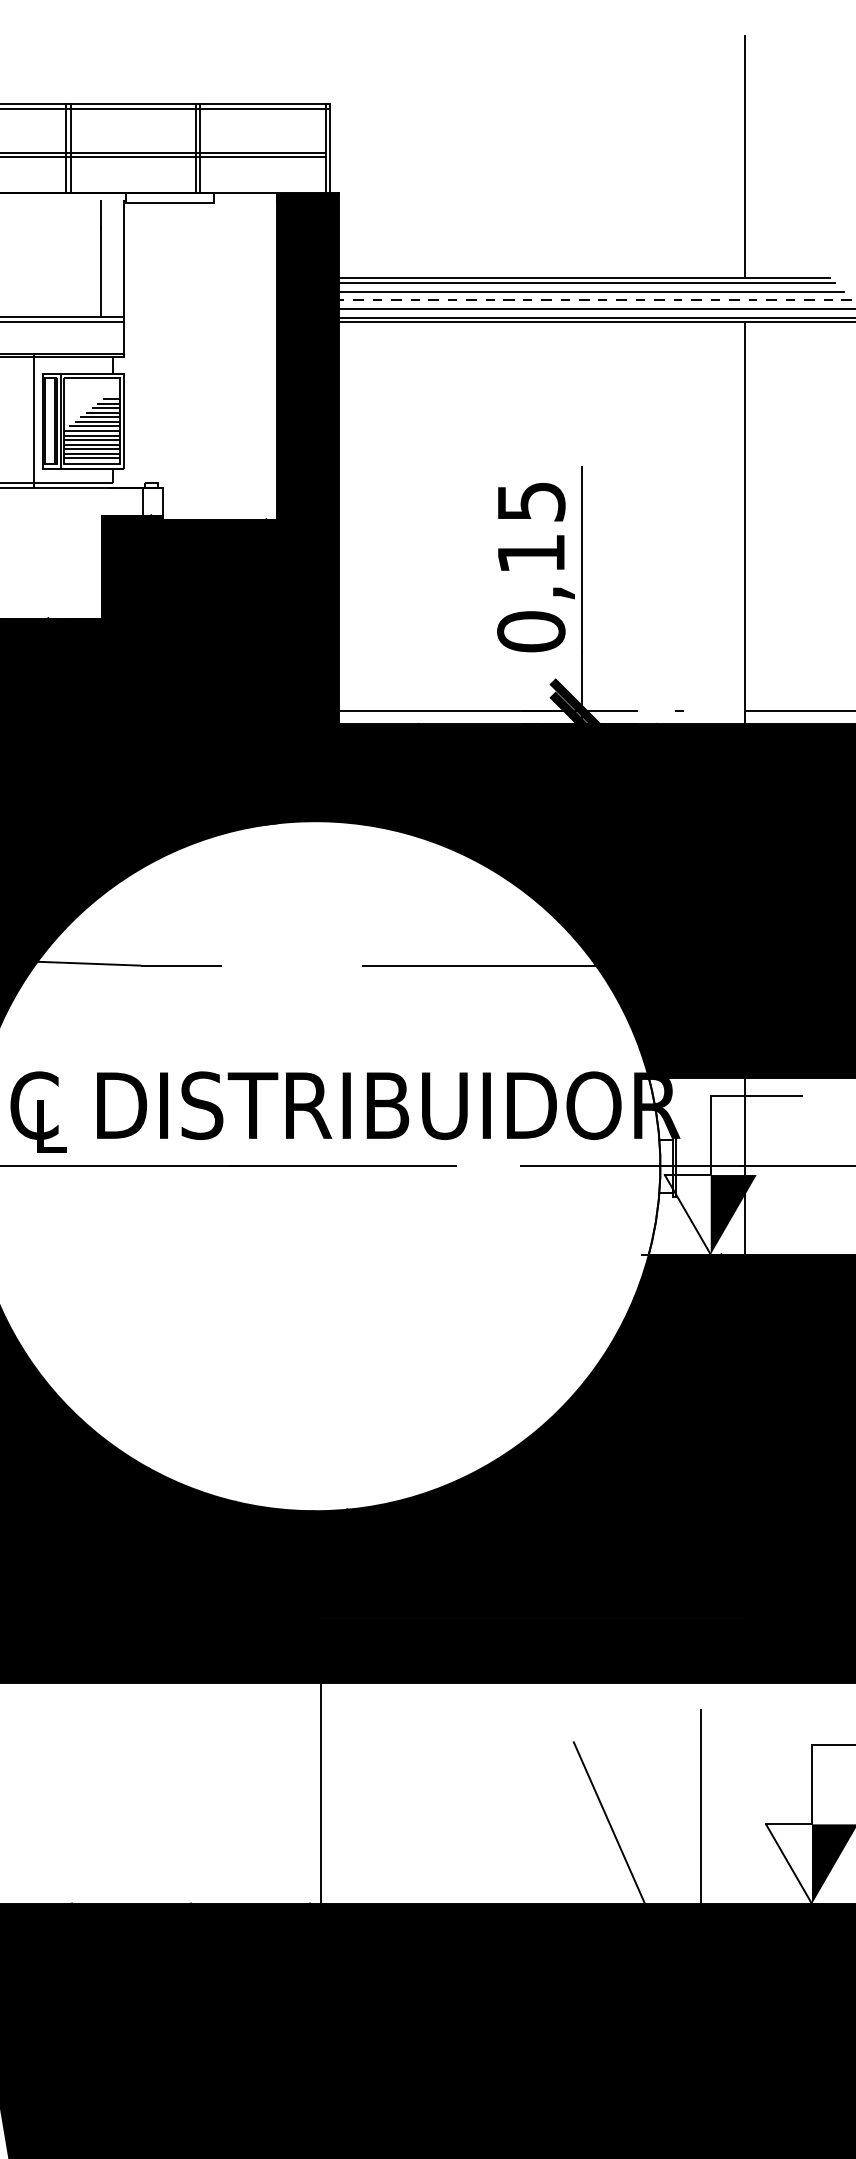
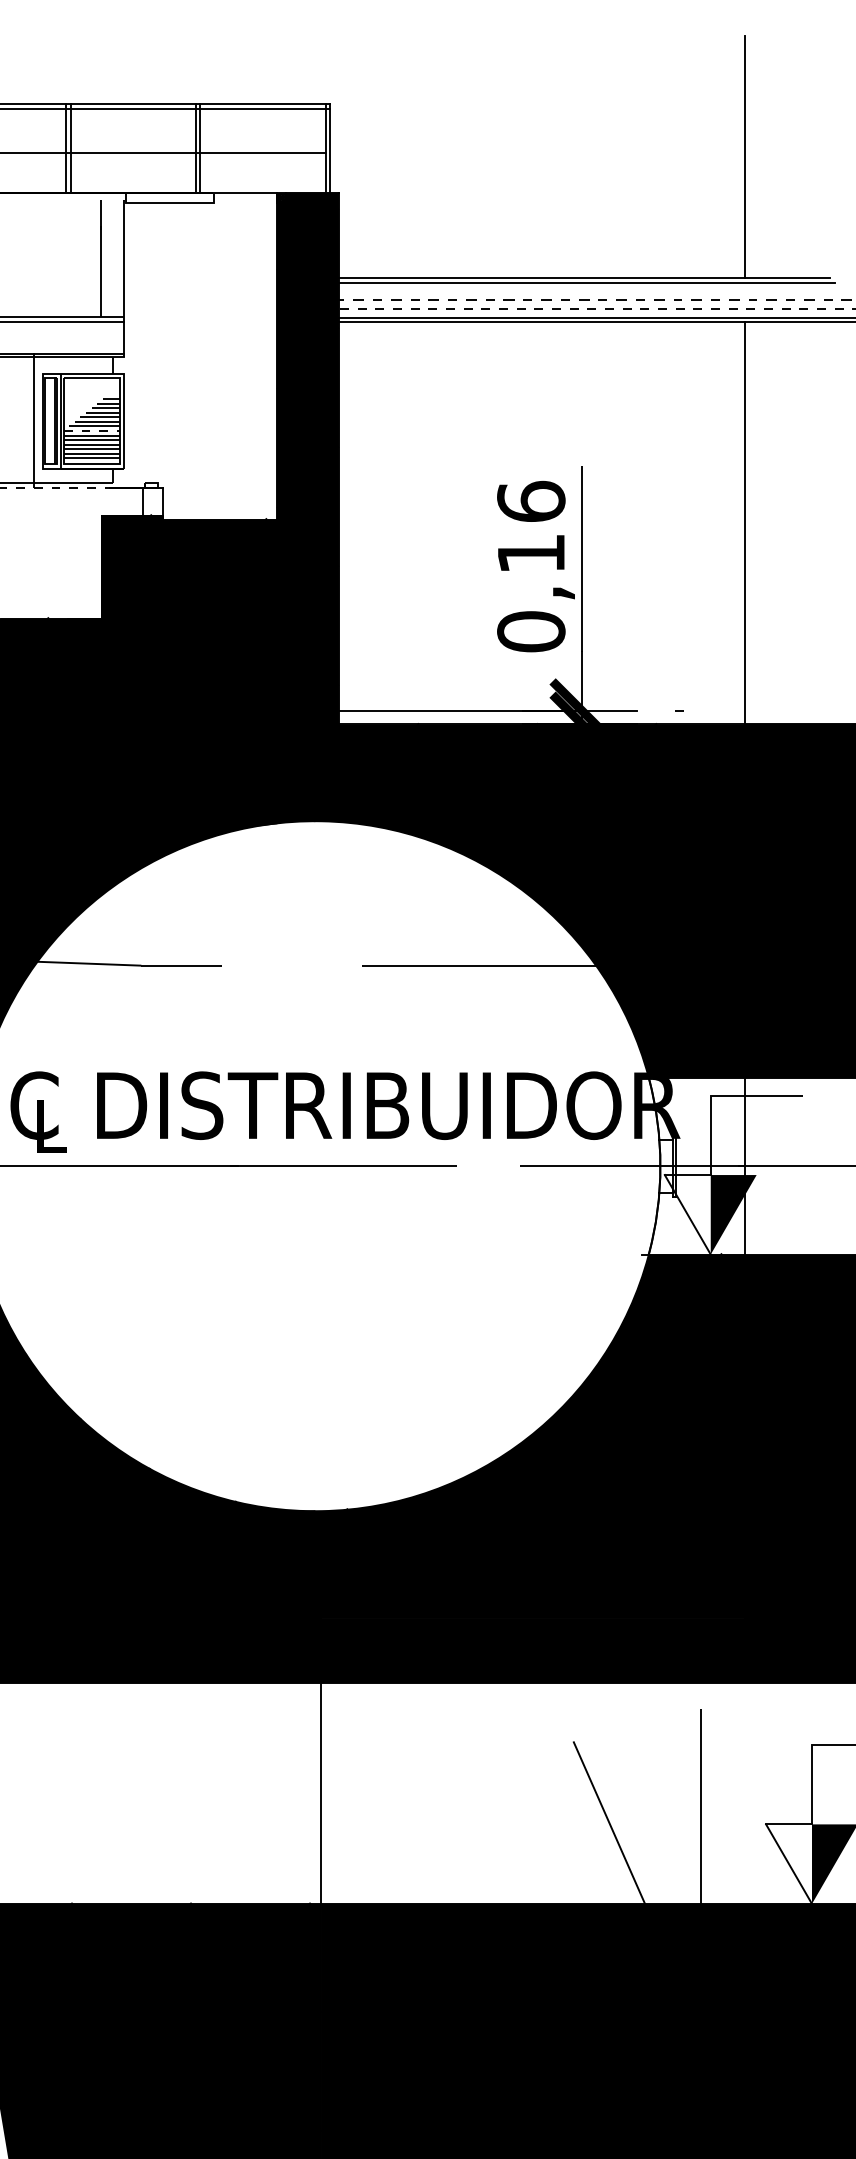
line: present -> none (163, 157)
line: present -> none (590, 291)
line: solid -> dashed (596, 309)
line: solid -> dashed (92, 430)
line: solid -> dashed (56, 487)
text: 0,15 -> 0,16 (531, 500)
line: present -> none (798, 711)
